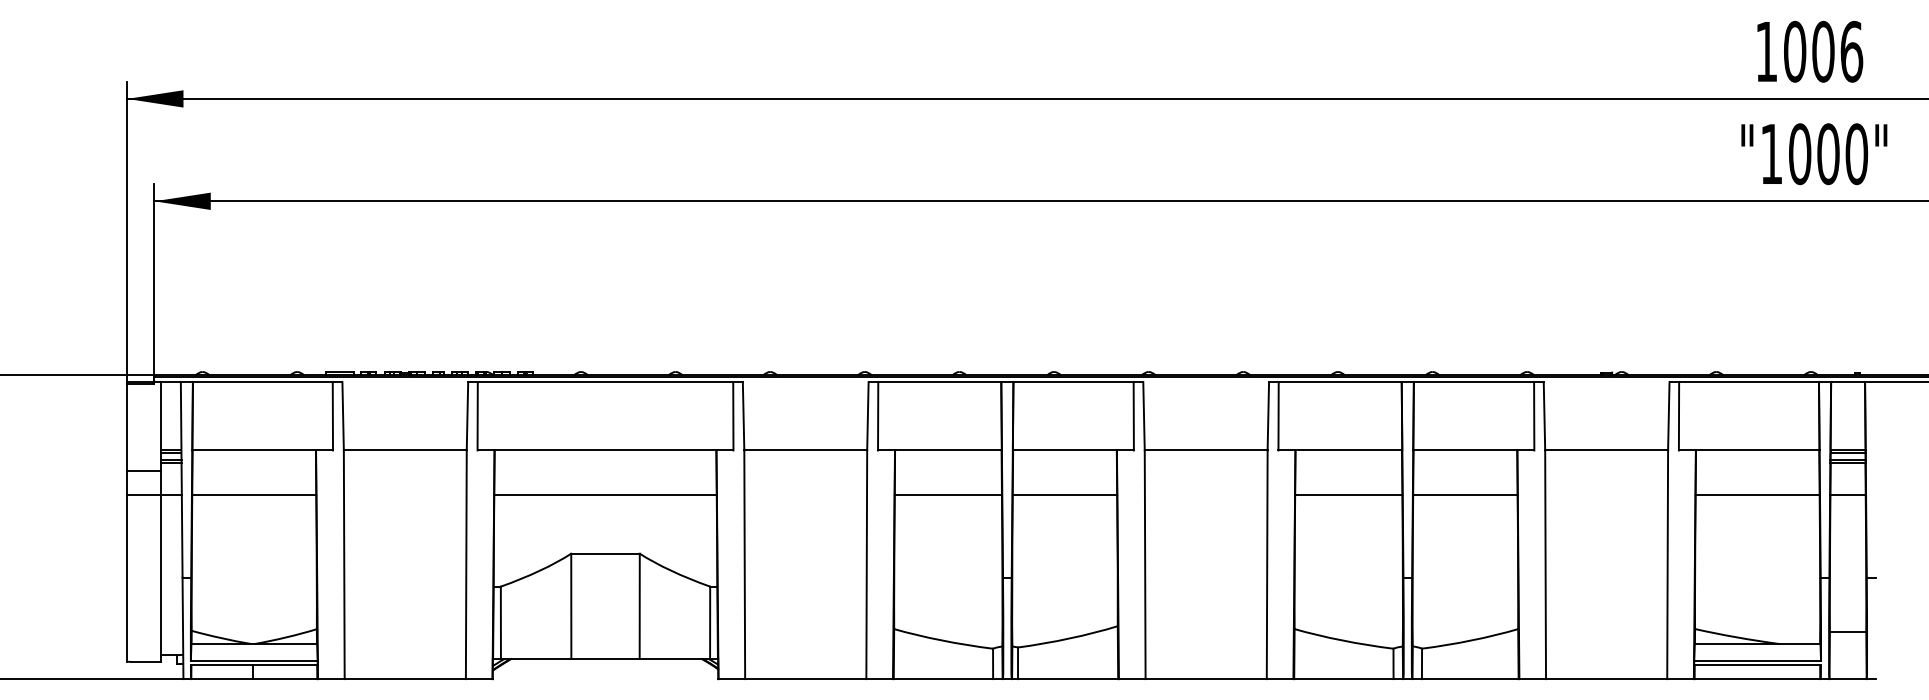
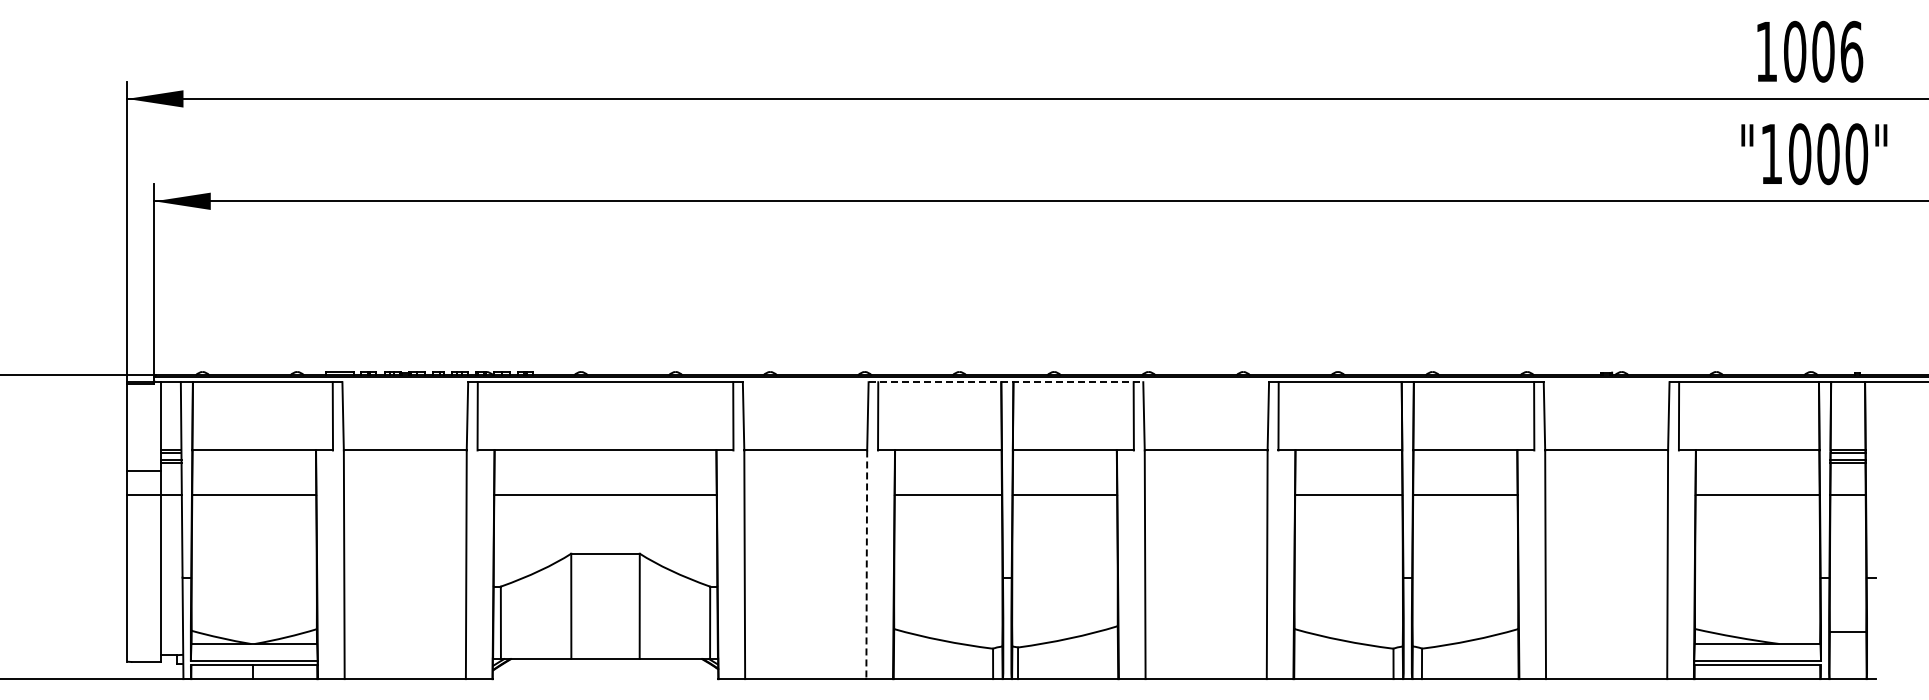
line: solid -> dashed (1006, 382)
line: solid -> dashed (866, 565)
